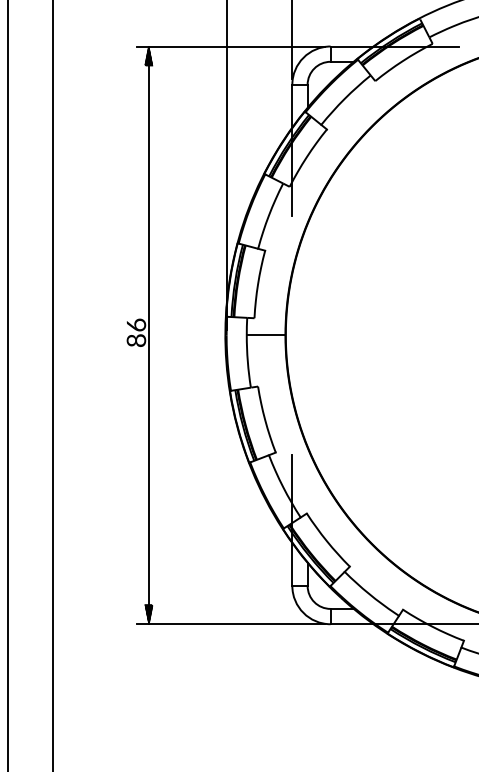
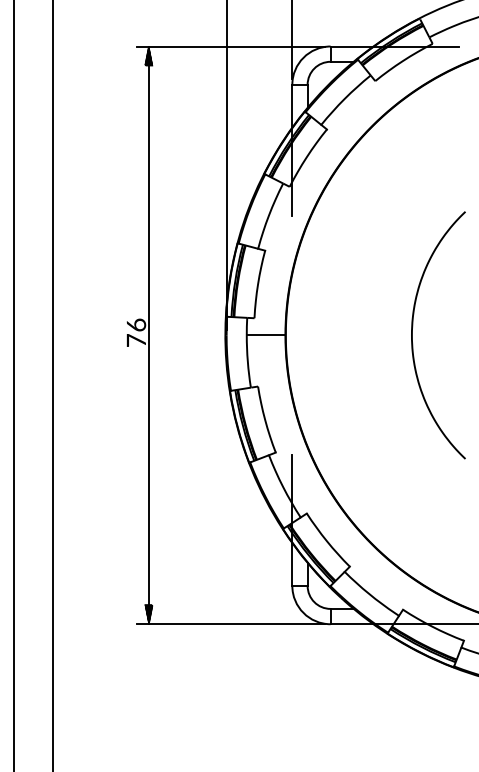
curve: none -> present (412, 335)
text: 86 -> 76 (136, 340)
line position: (8, 385) -> (14, 385) (14, 385)
